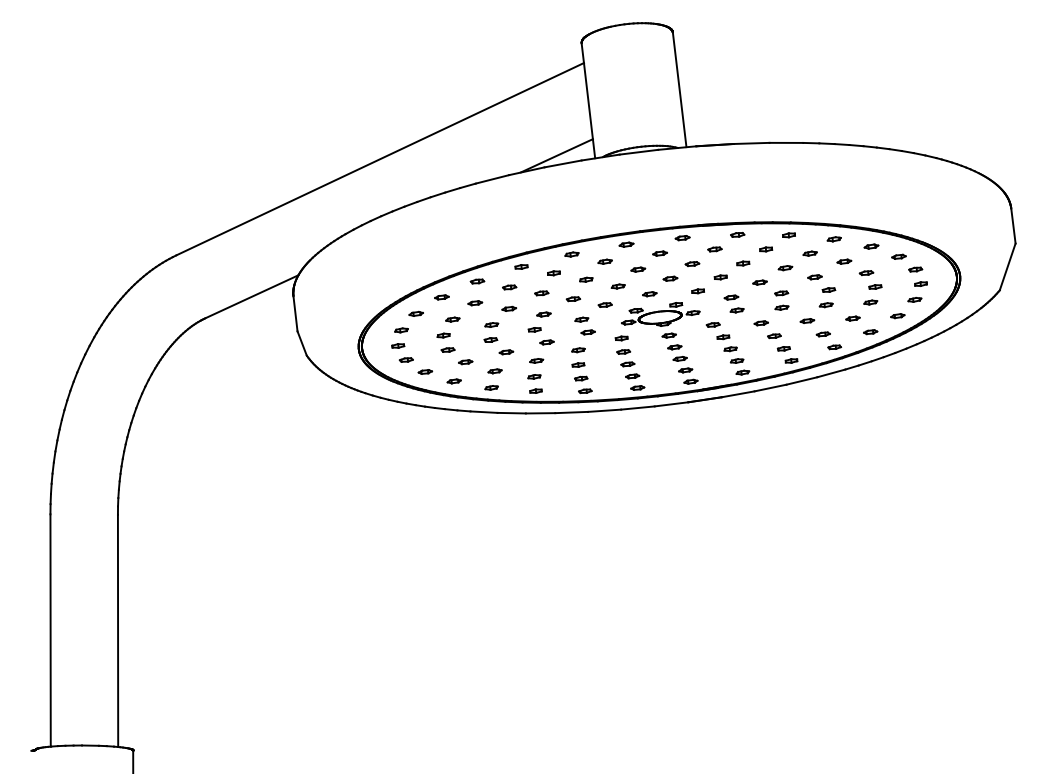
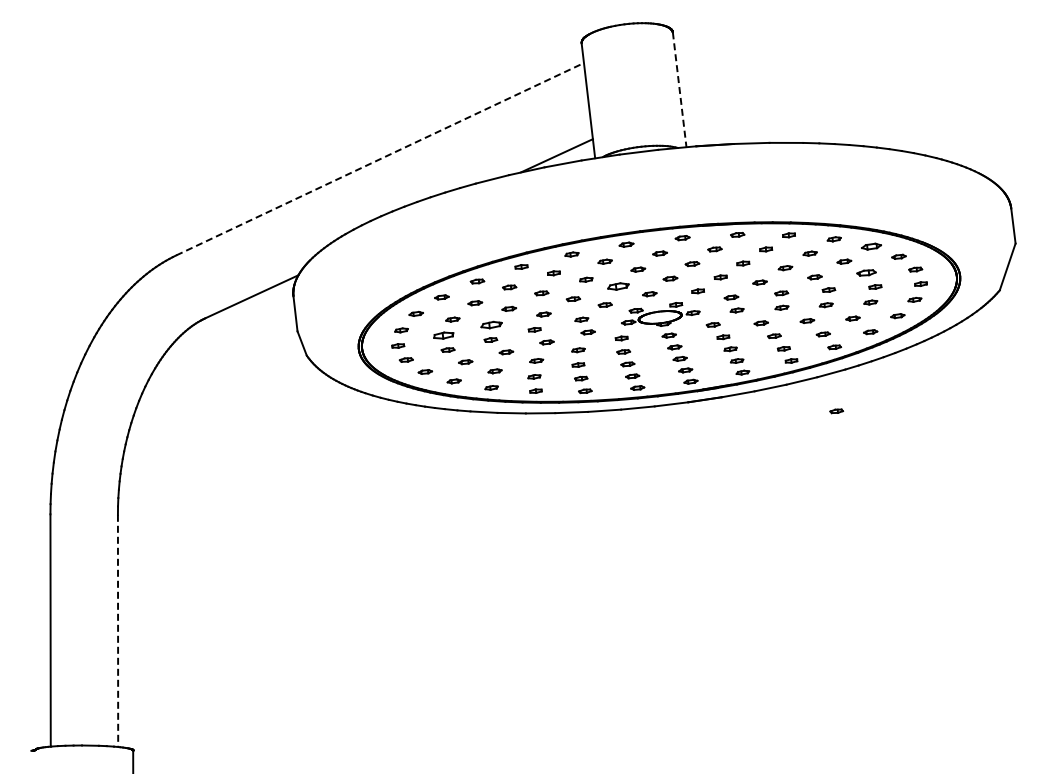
line: solid -> dashed (679, 89)
line: solid -> dashed (380, 159)
part size: 17x7 px -> 21x9 px (871, 246)
part size: 17x7 px -> 21x8 px (866, 272)
part size: 16x7 px -> 23x9 px (618, 286)
part size: 16x6 px -> 23x10 px (491, 324)
part size: 15x7 px -> 22x9 px (443, 335)
part: none -> present (836, 411)
line: solid -> dashed (118, 631)
